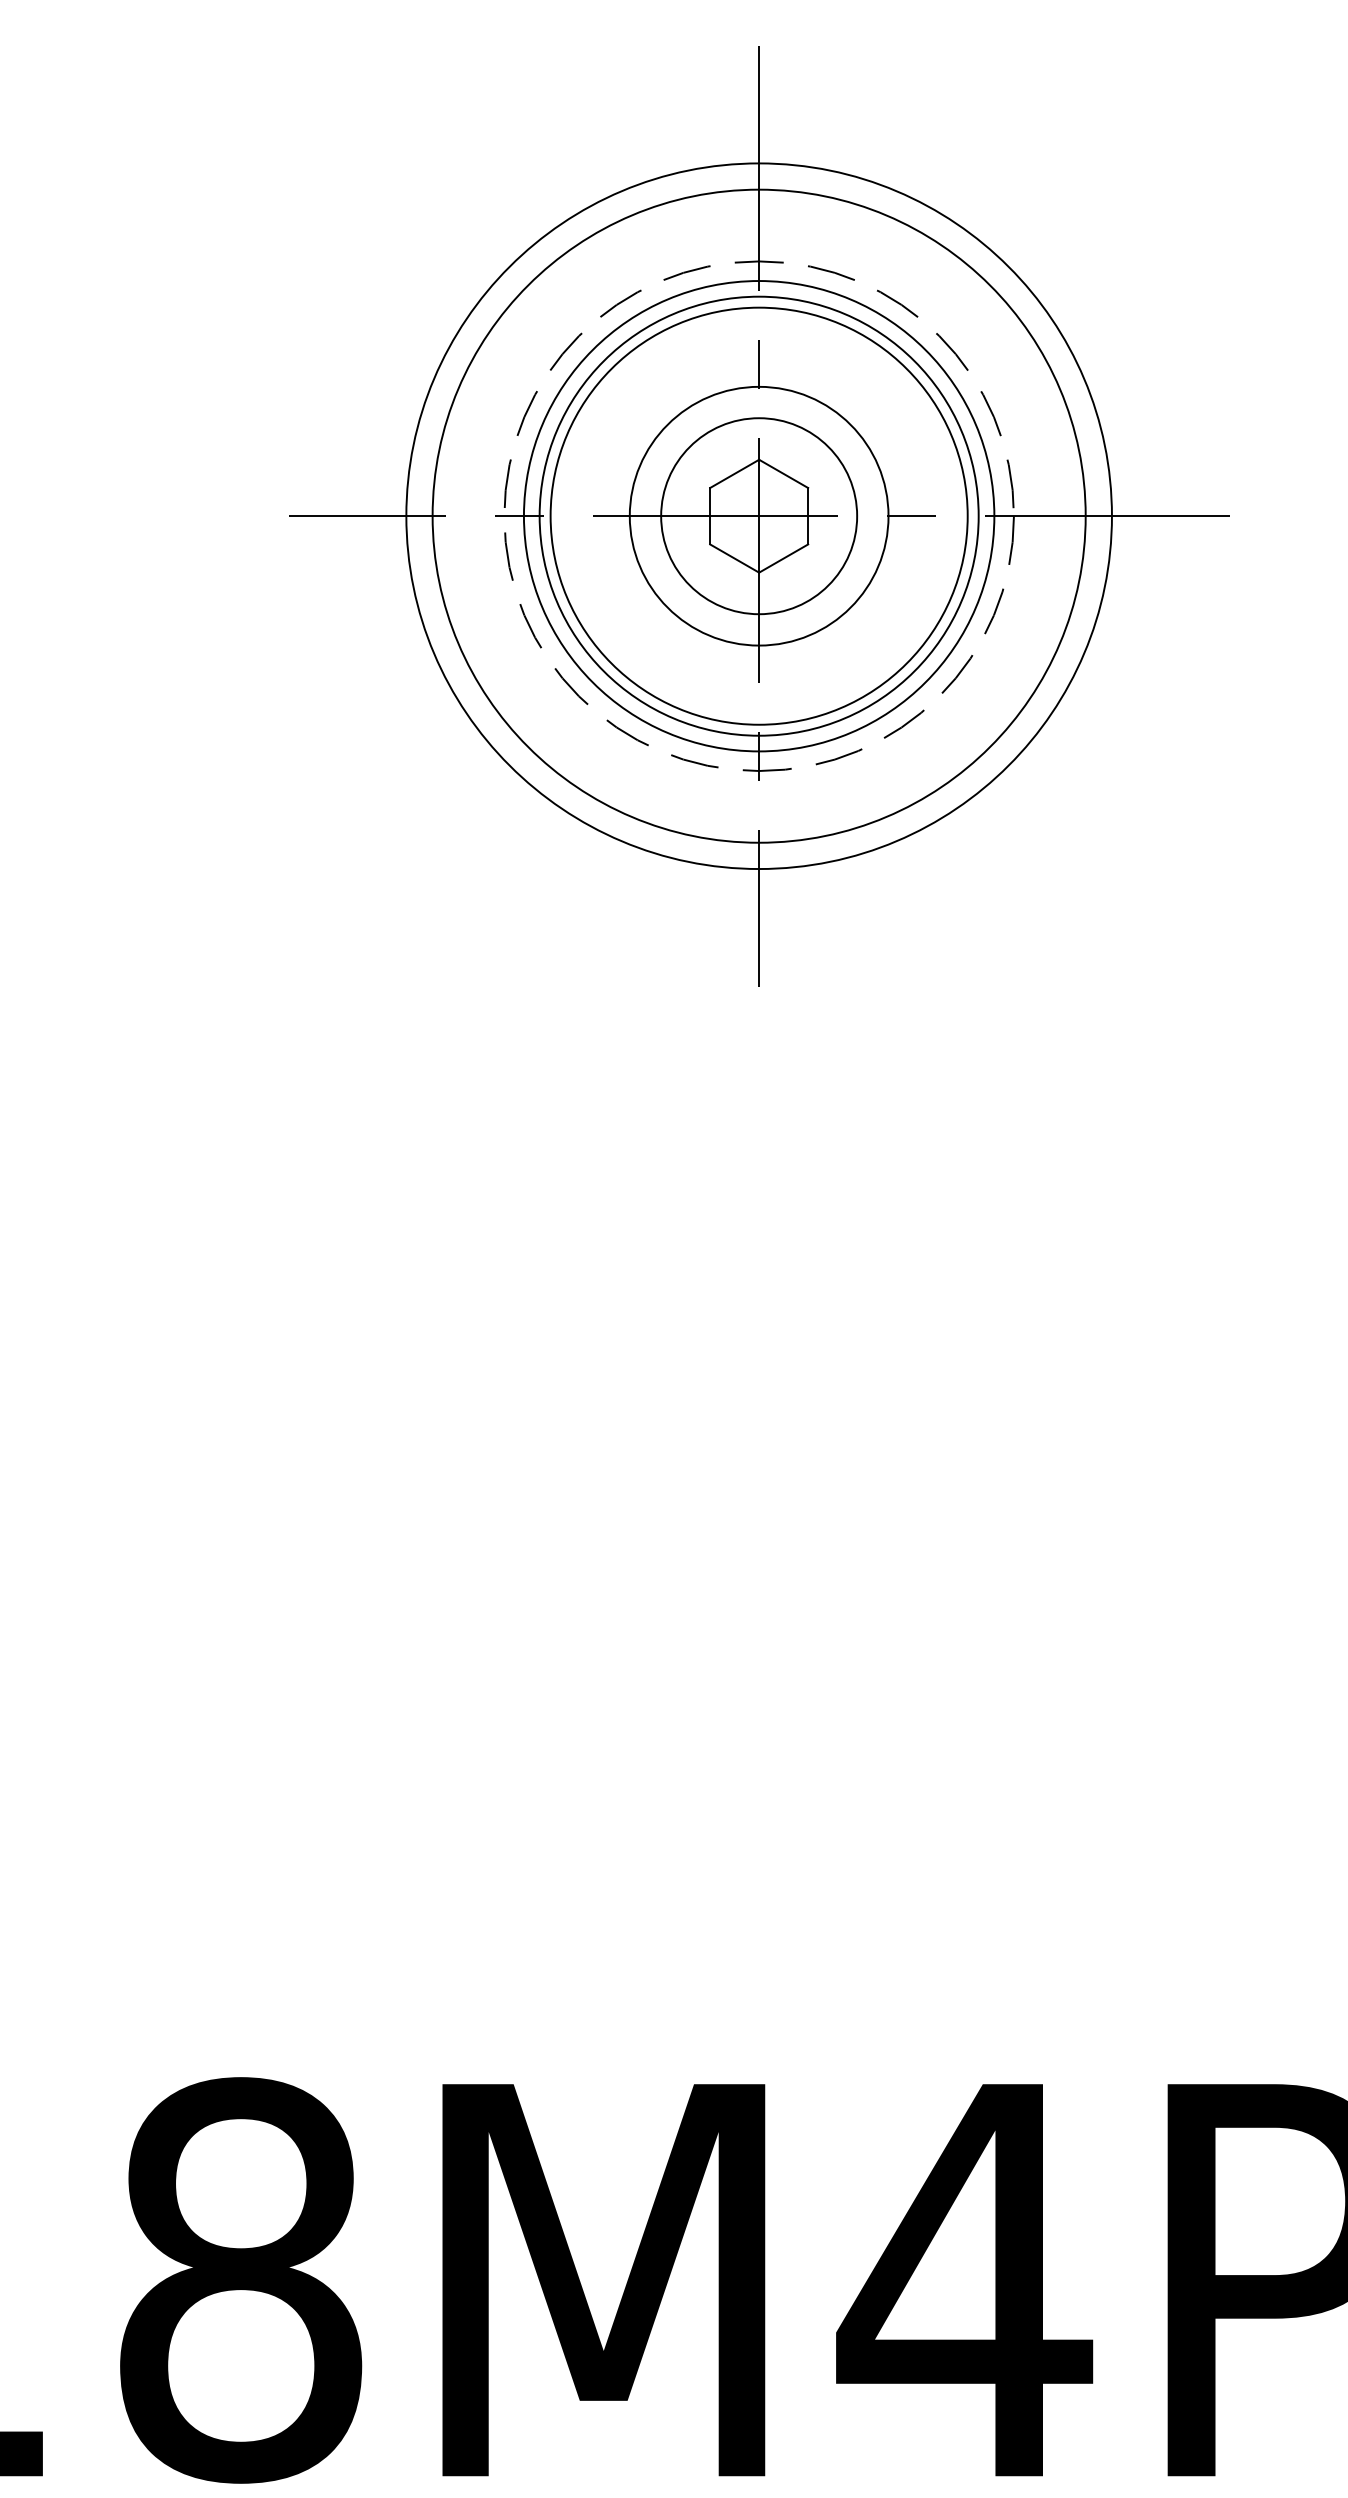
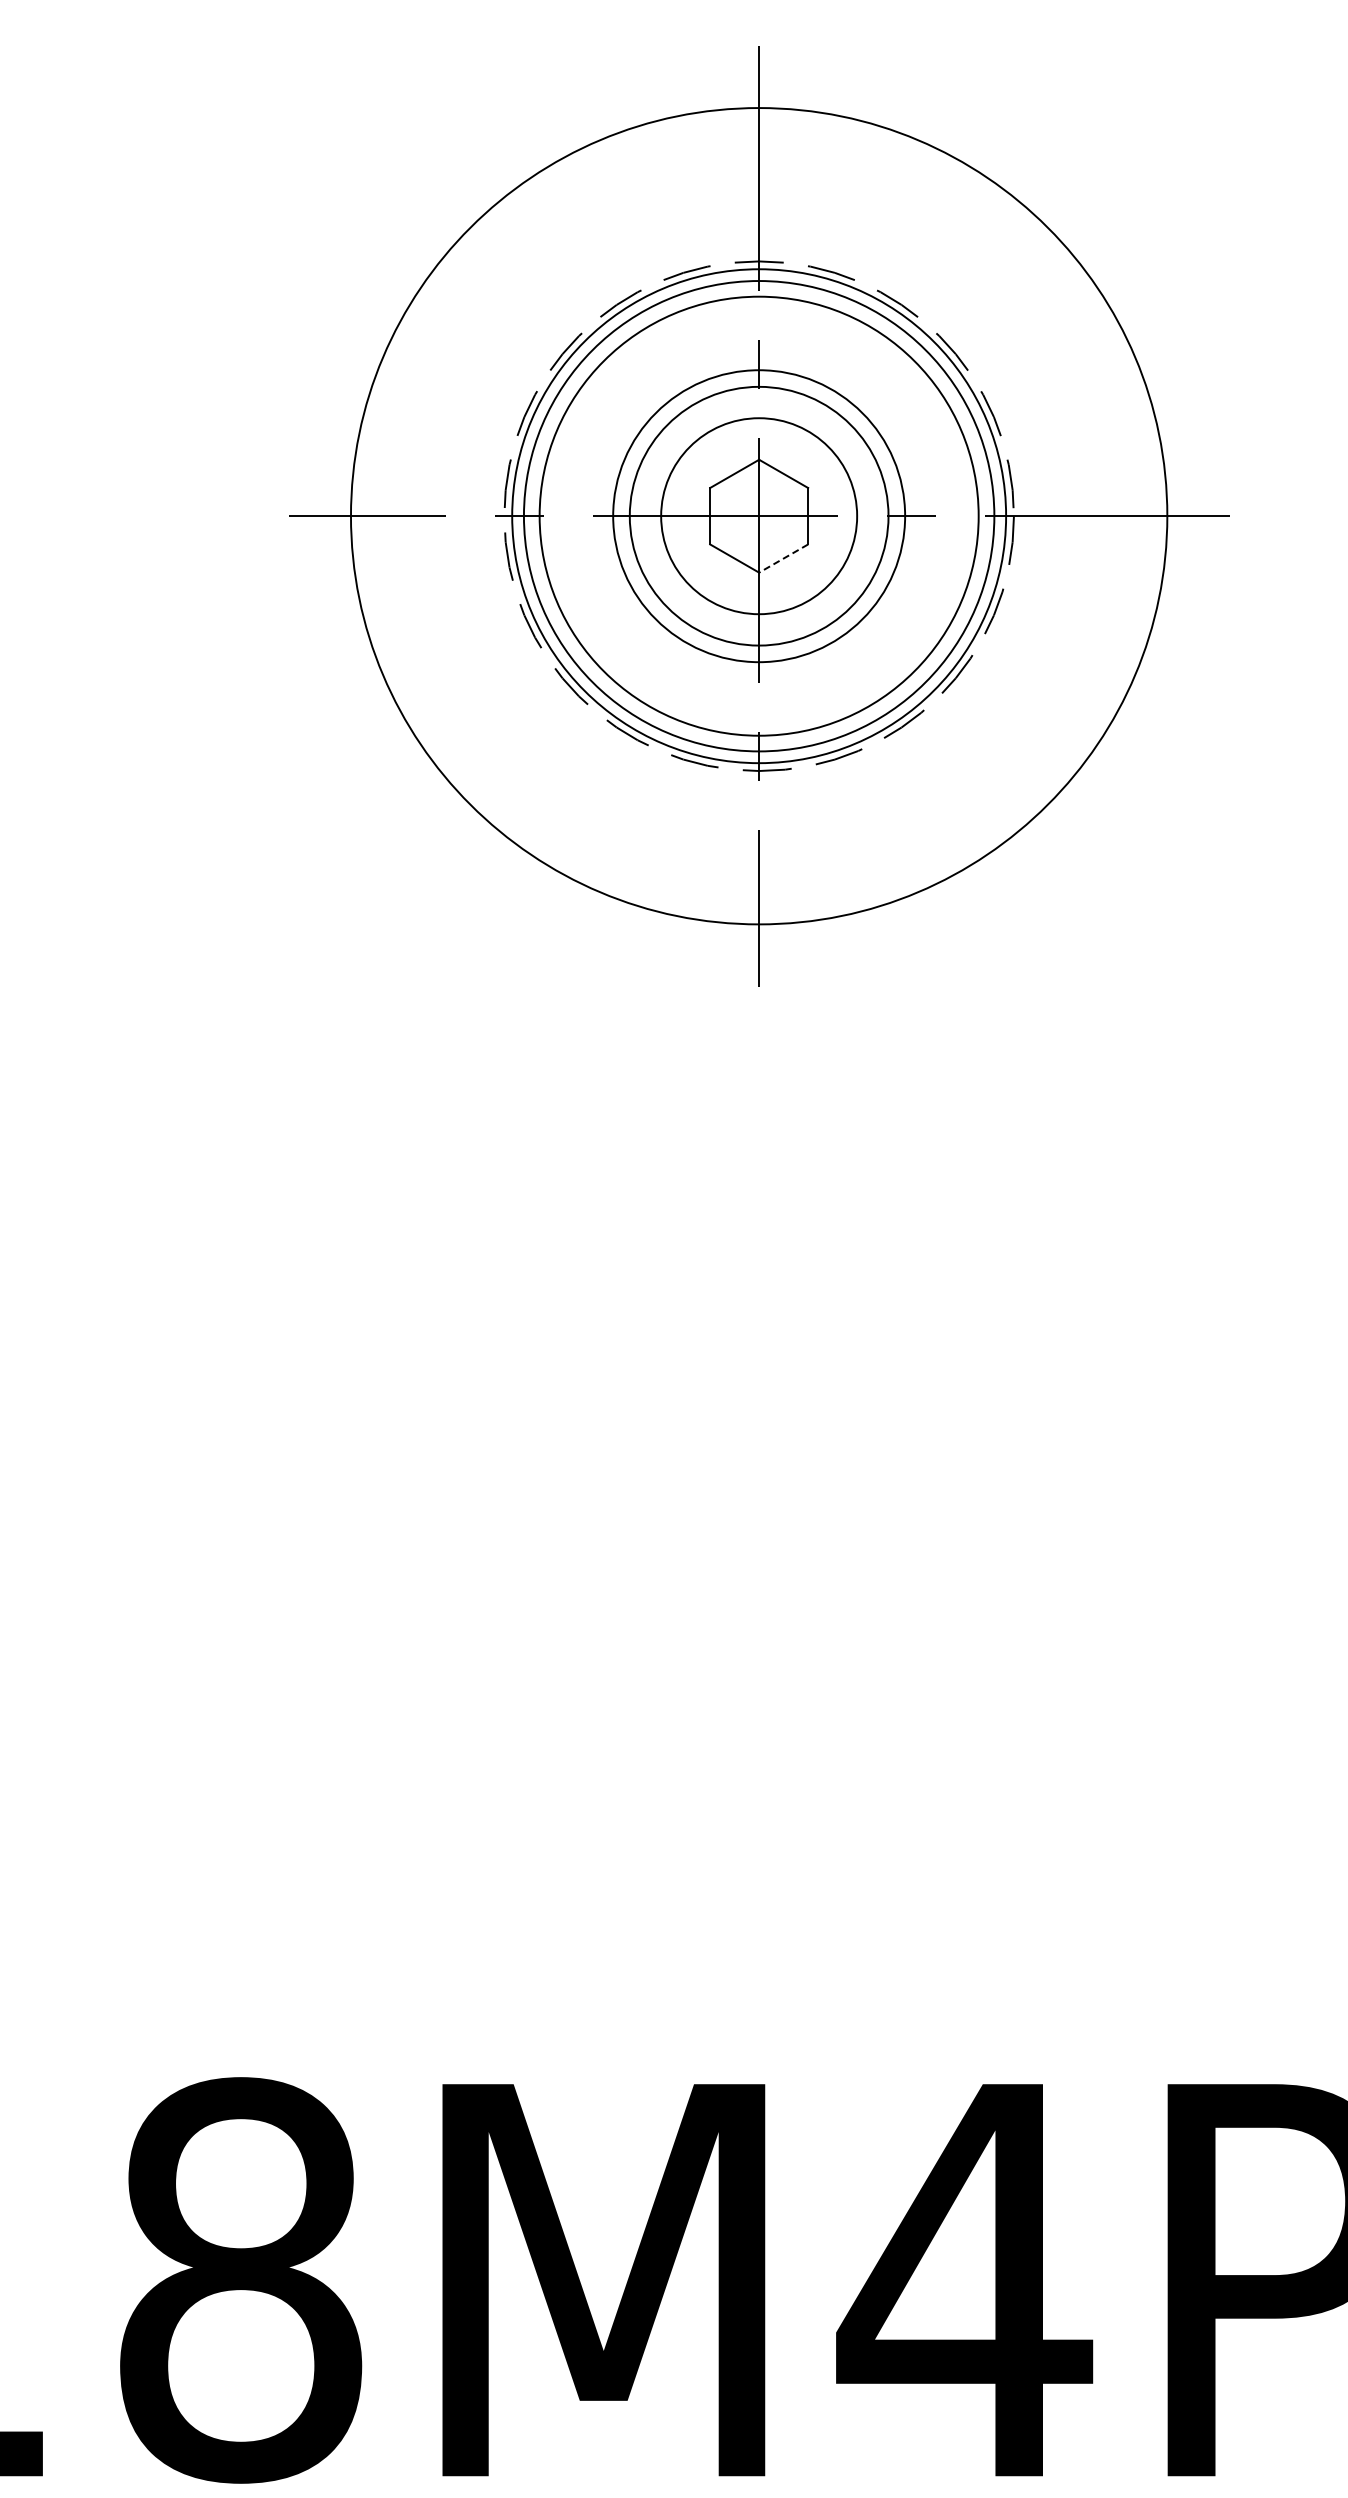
circle diameter: 417 px -> 292 px (759, 516)
circle diameter: 653 px -> 816 px (758, 516)
circle diameter: 706 px -> 494 px (759, 516)
line: solid -> dashed (783, 558)
